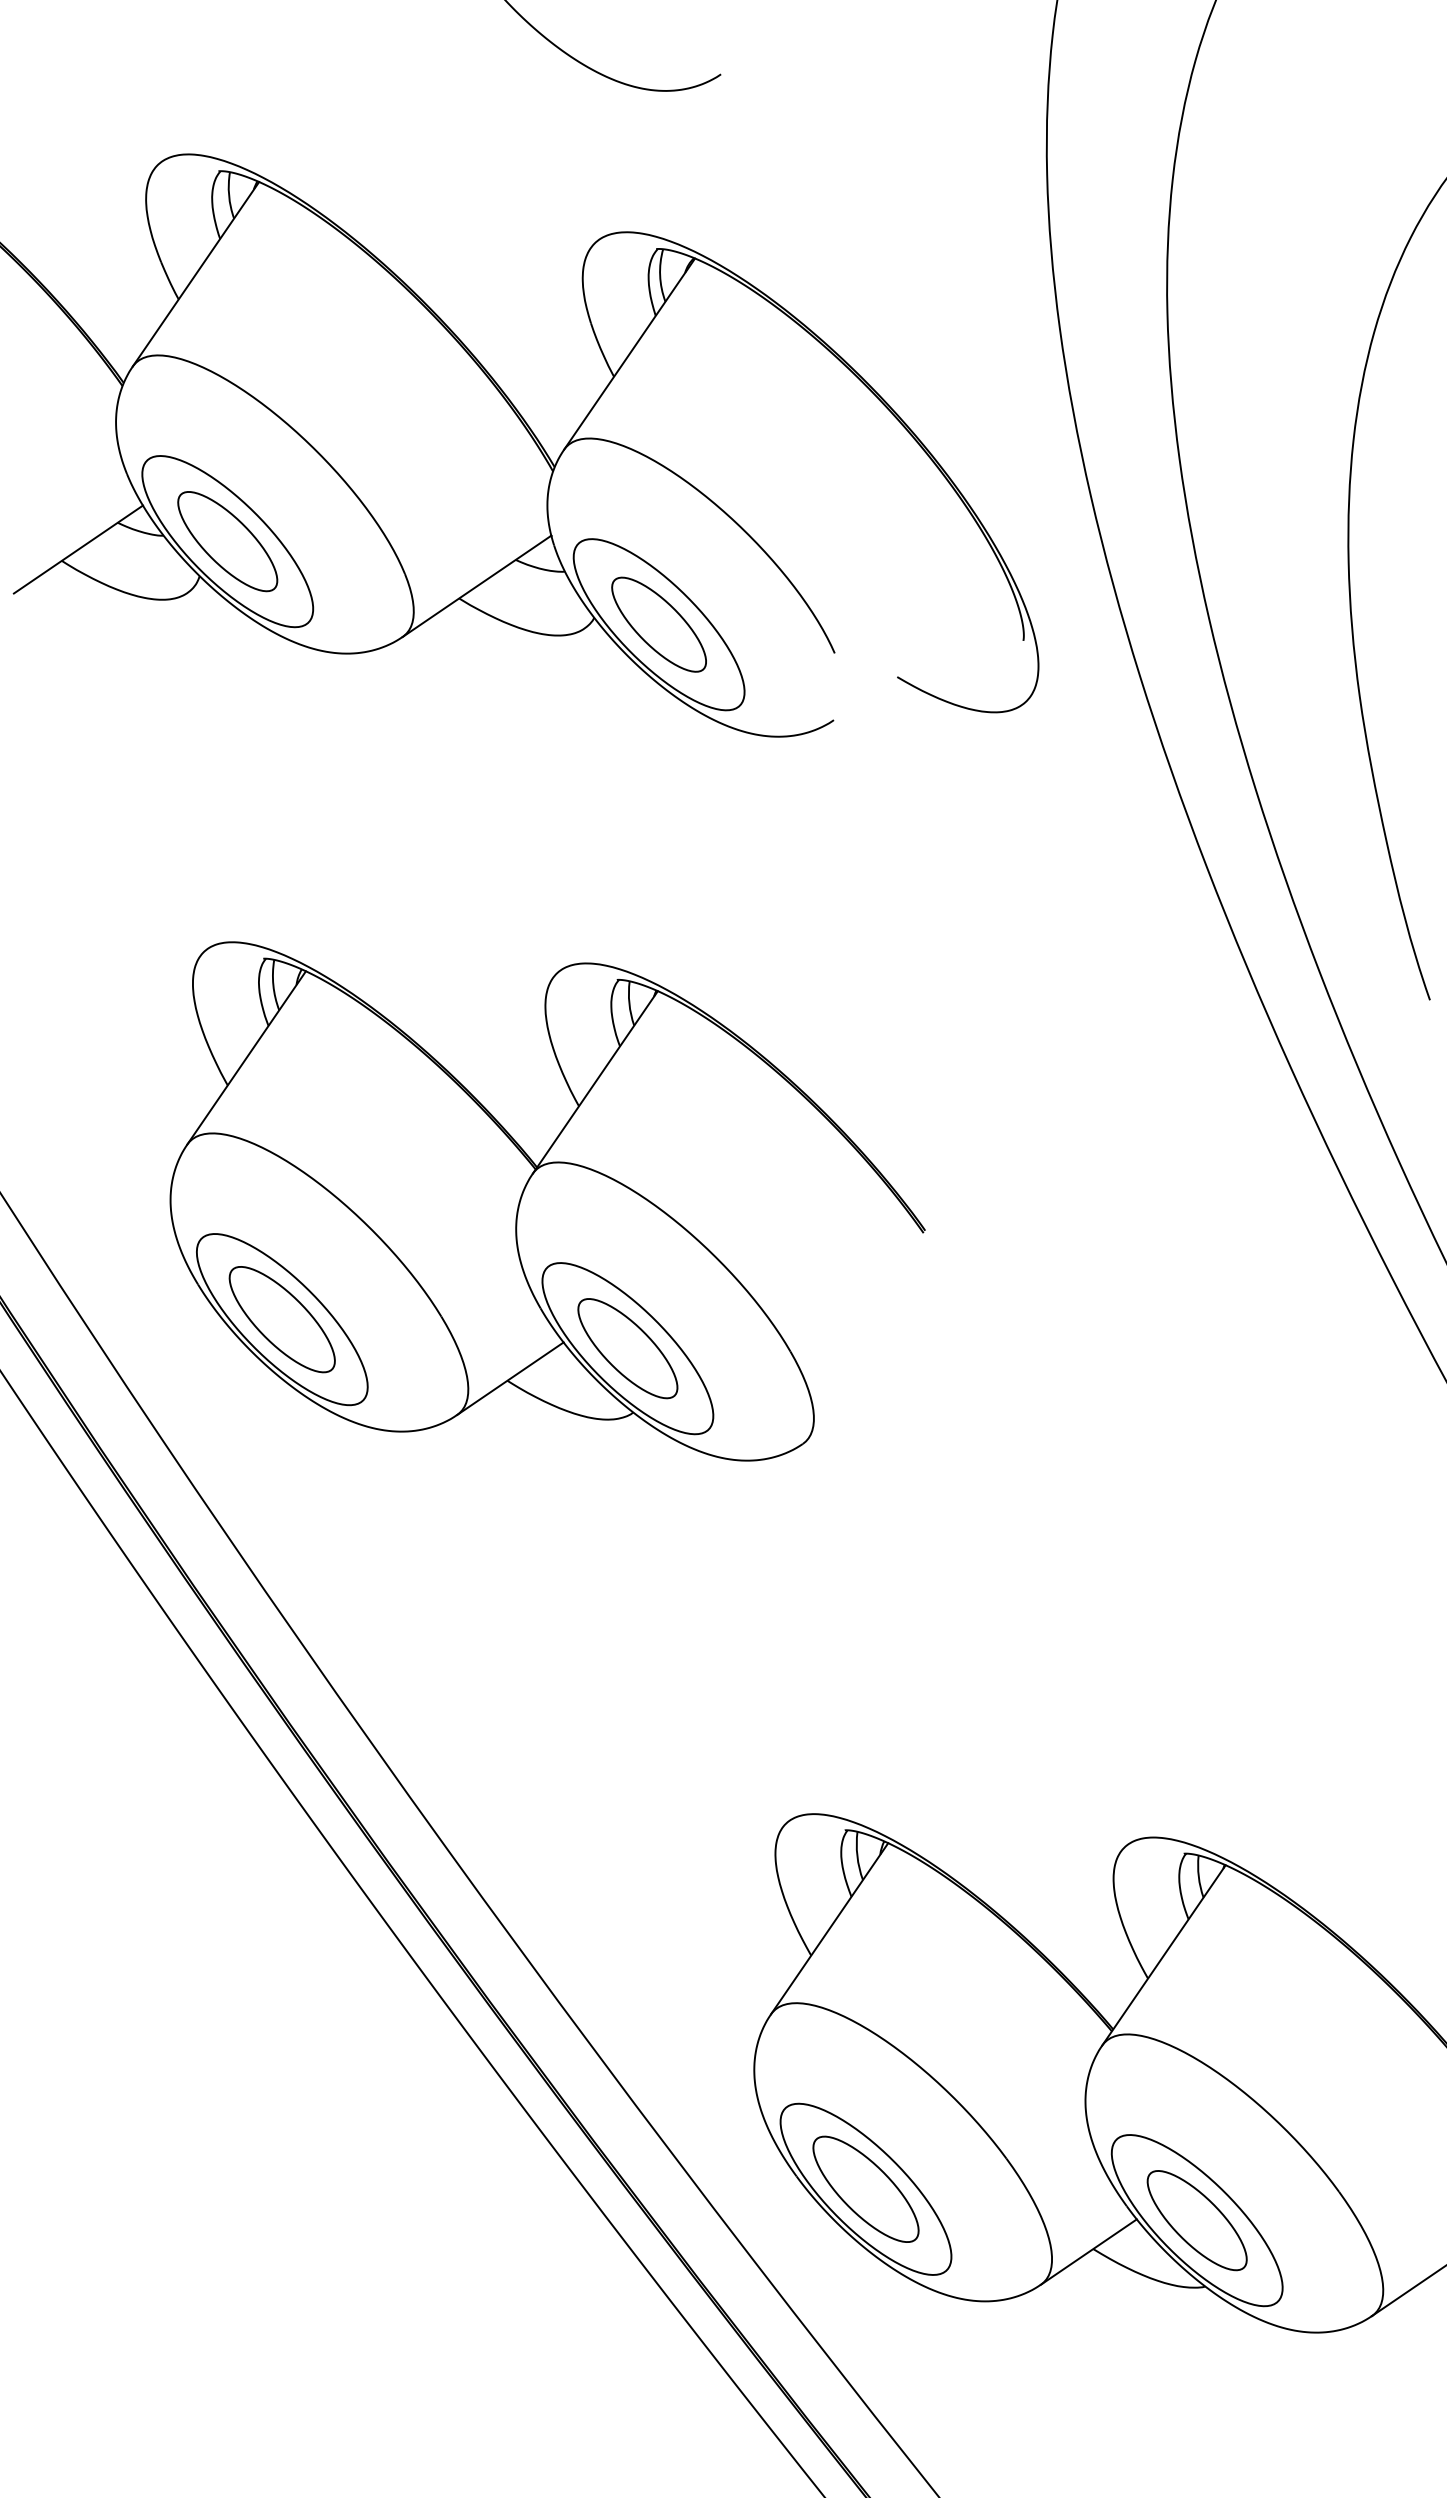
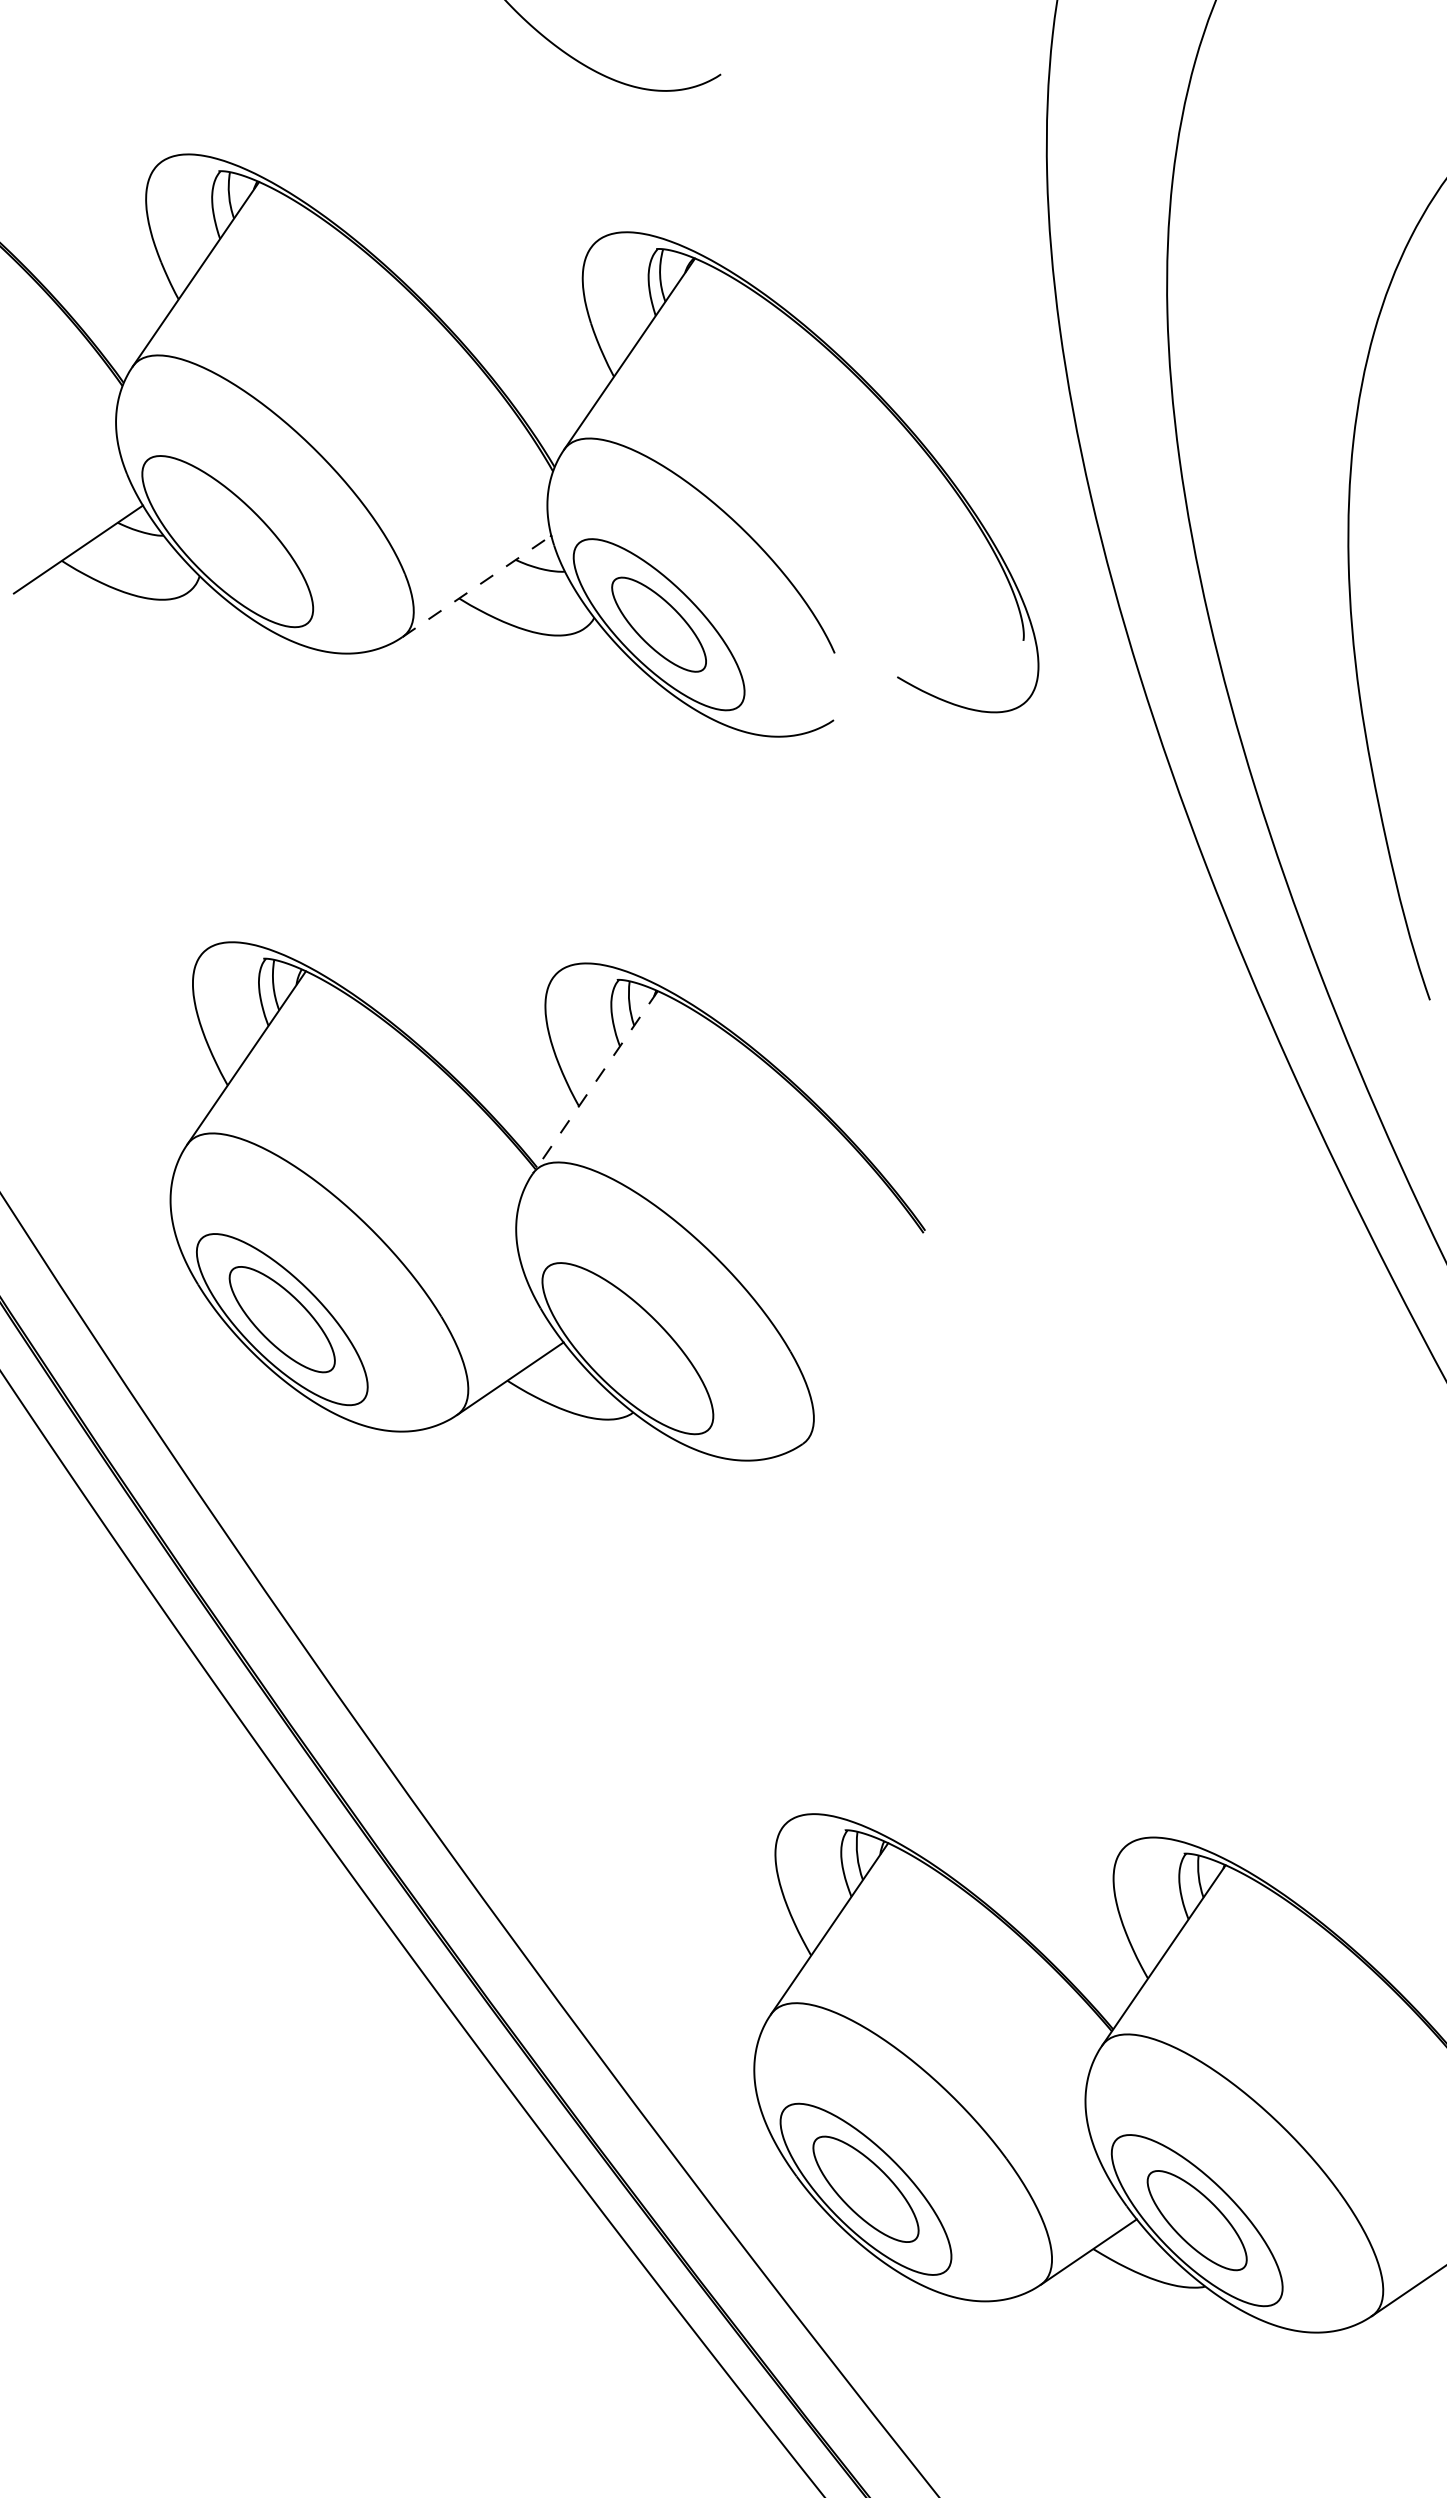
part: present -> none (227, 541)
line: solid -> dashed (476, 586)
line: solid -> dashed (595, 1082)
part: present -> none (627, 1348)
